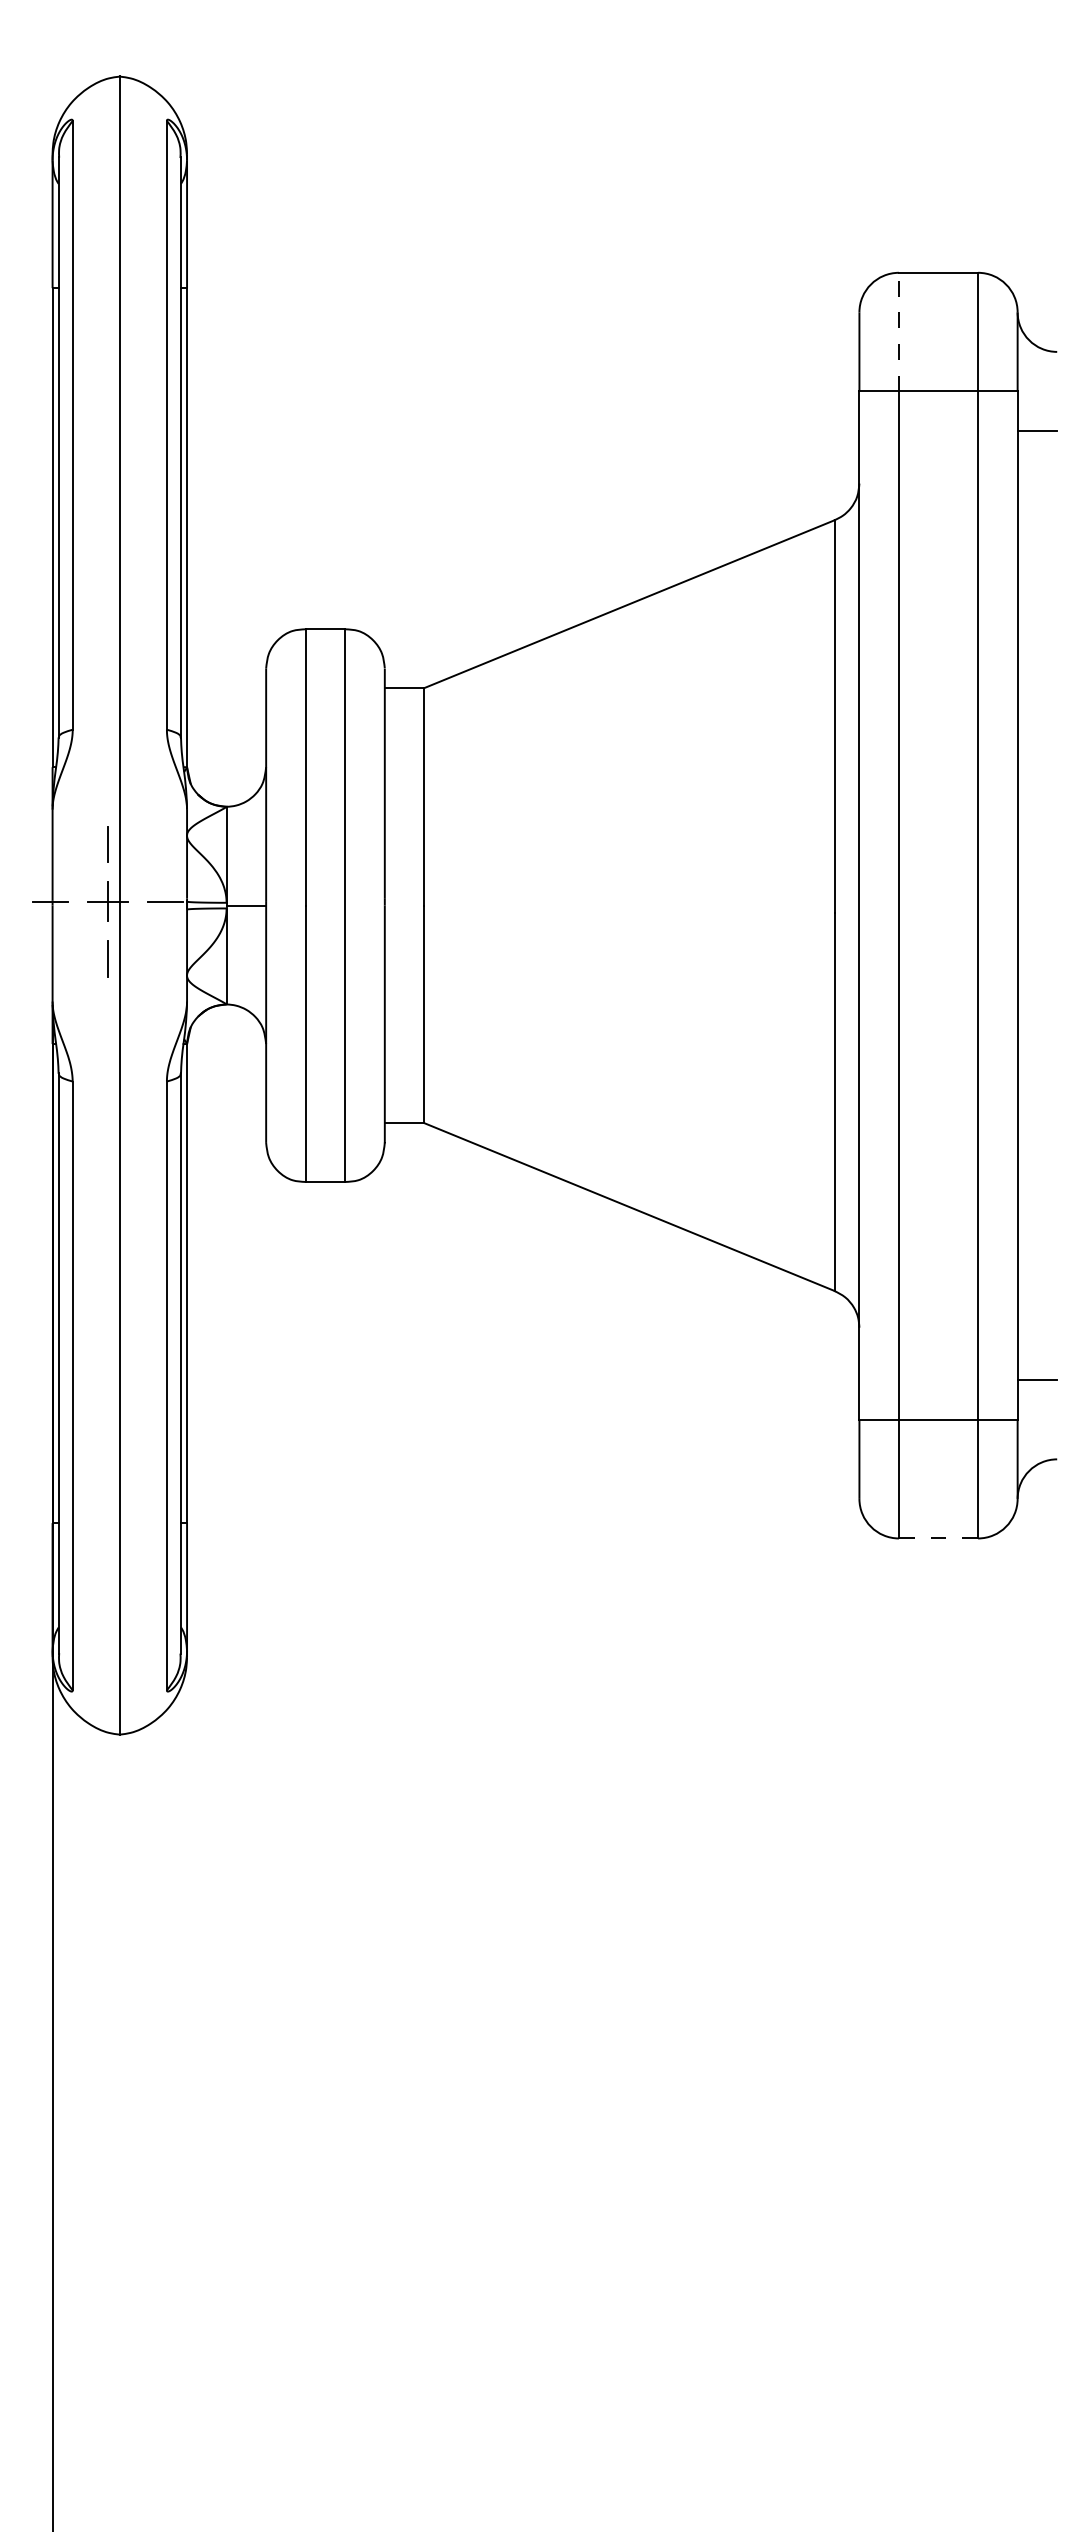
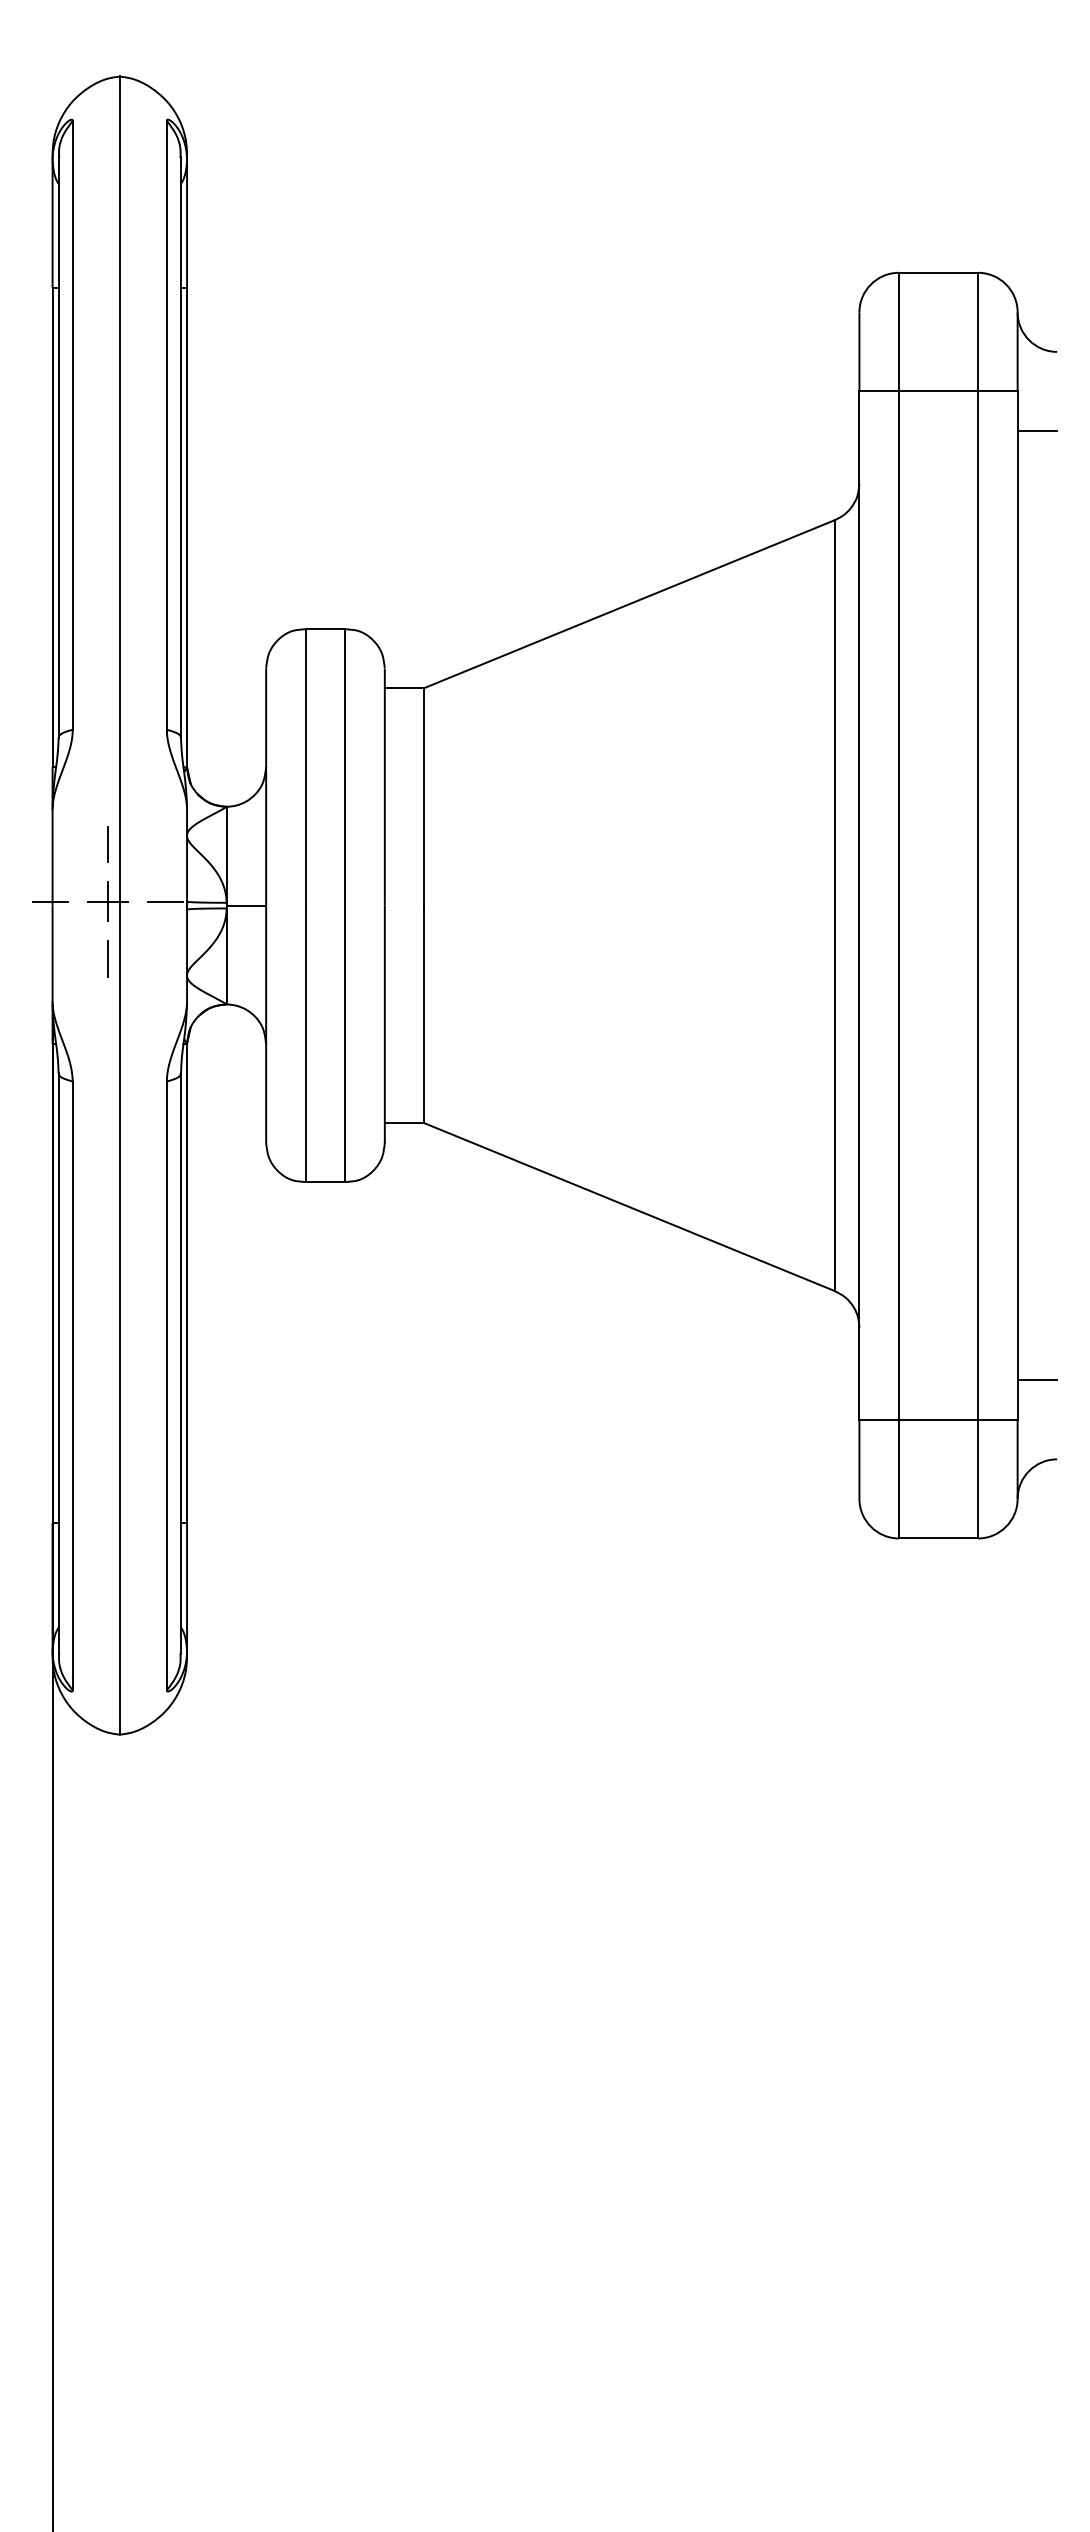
line: dashed -> solid (898, 331)
line: dashed -> solid (938, 1538)
